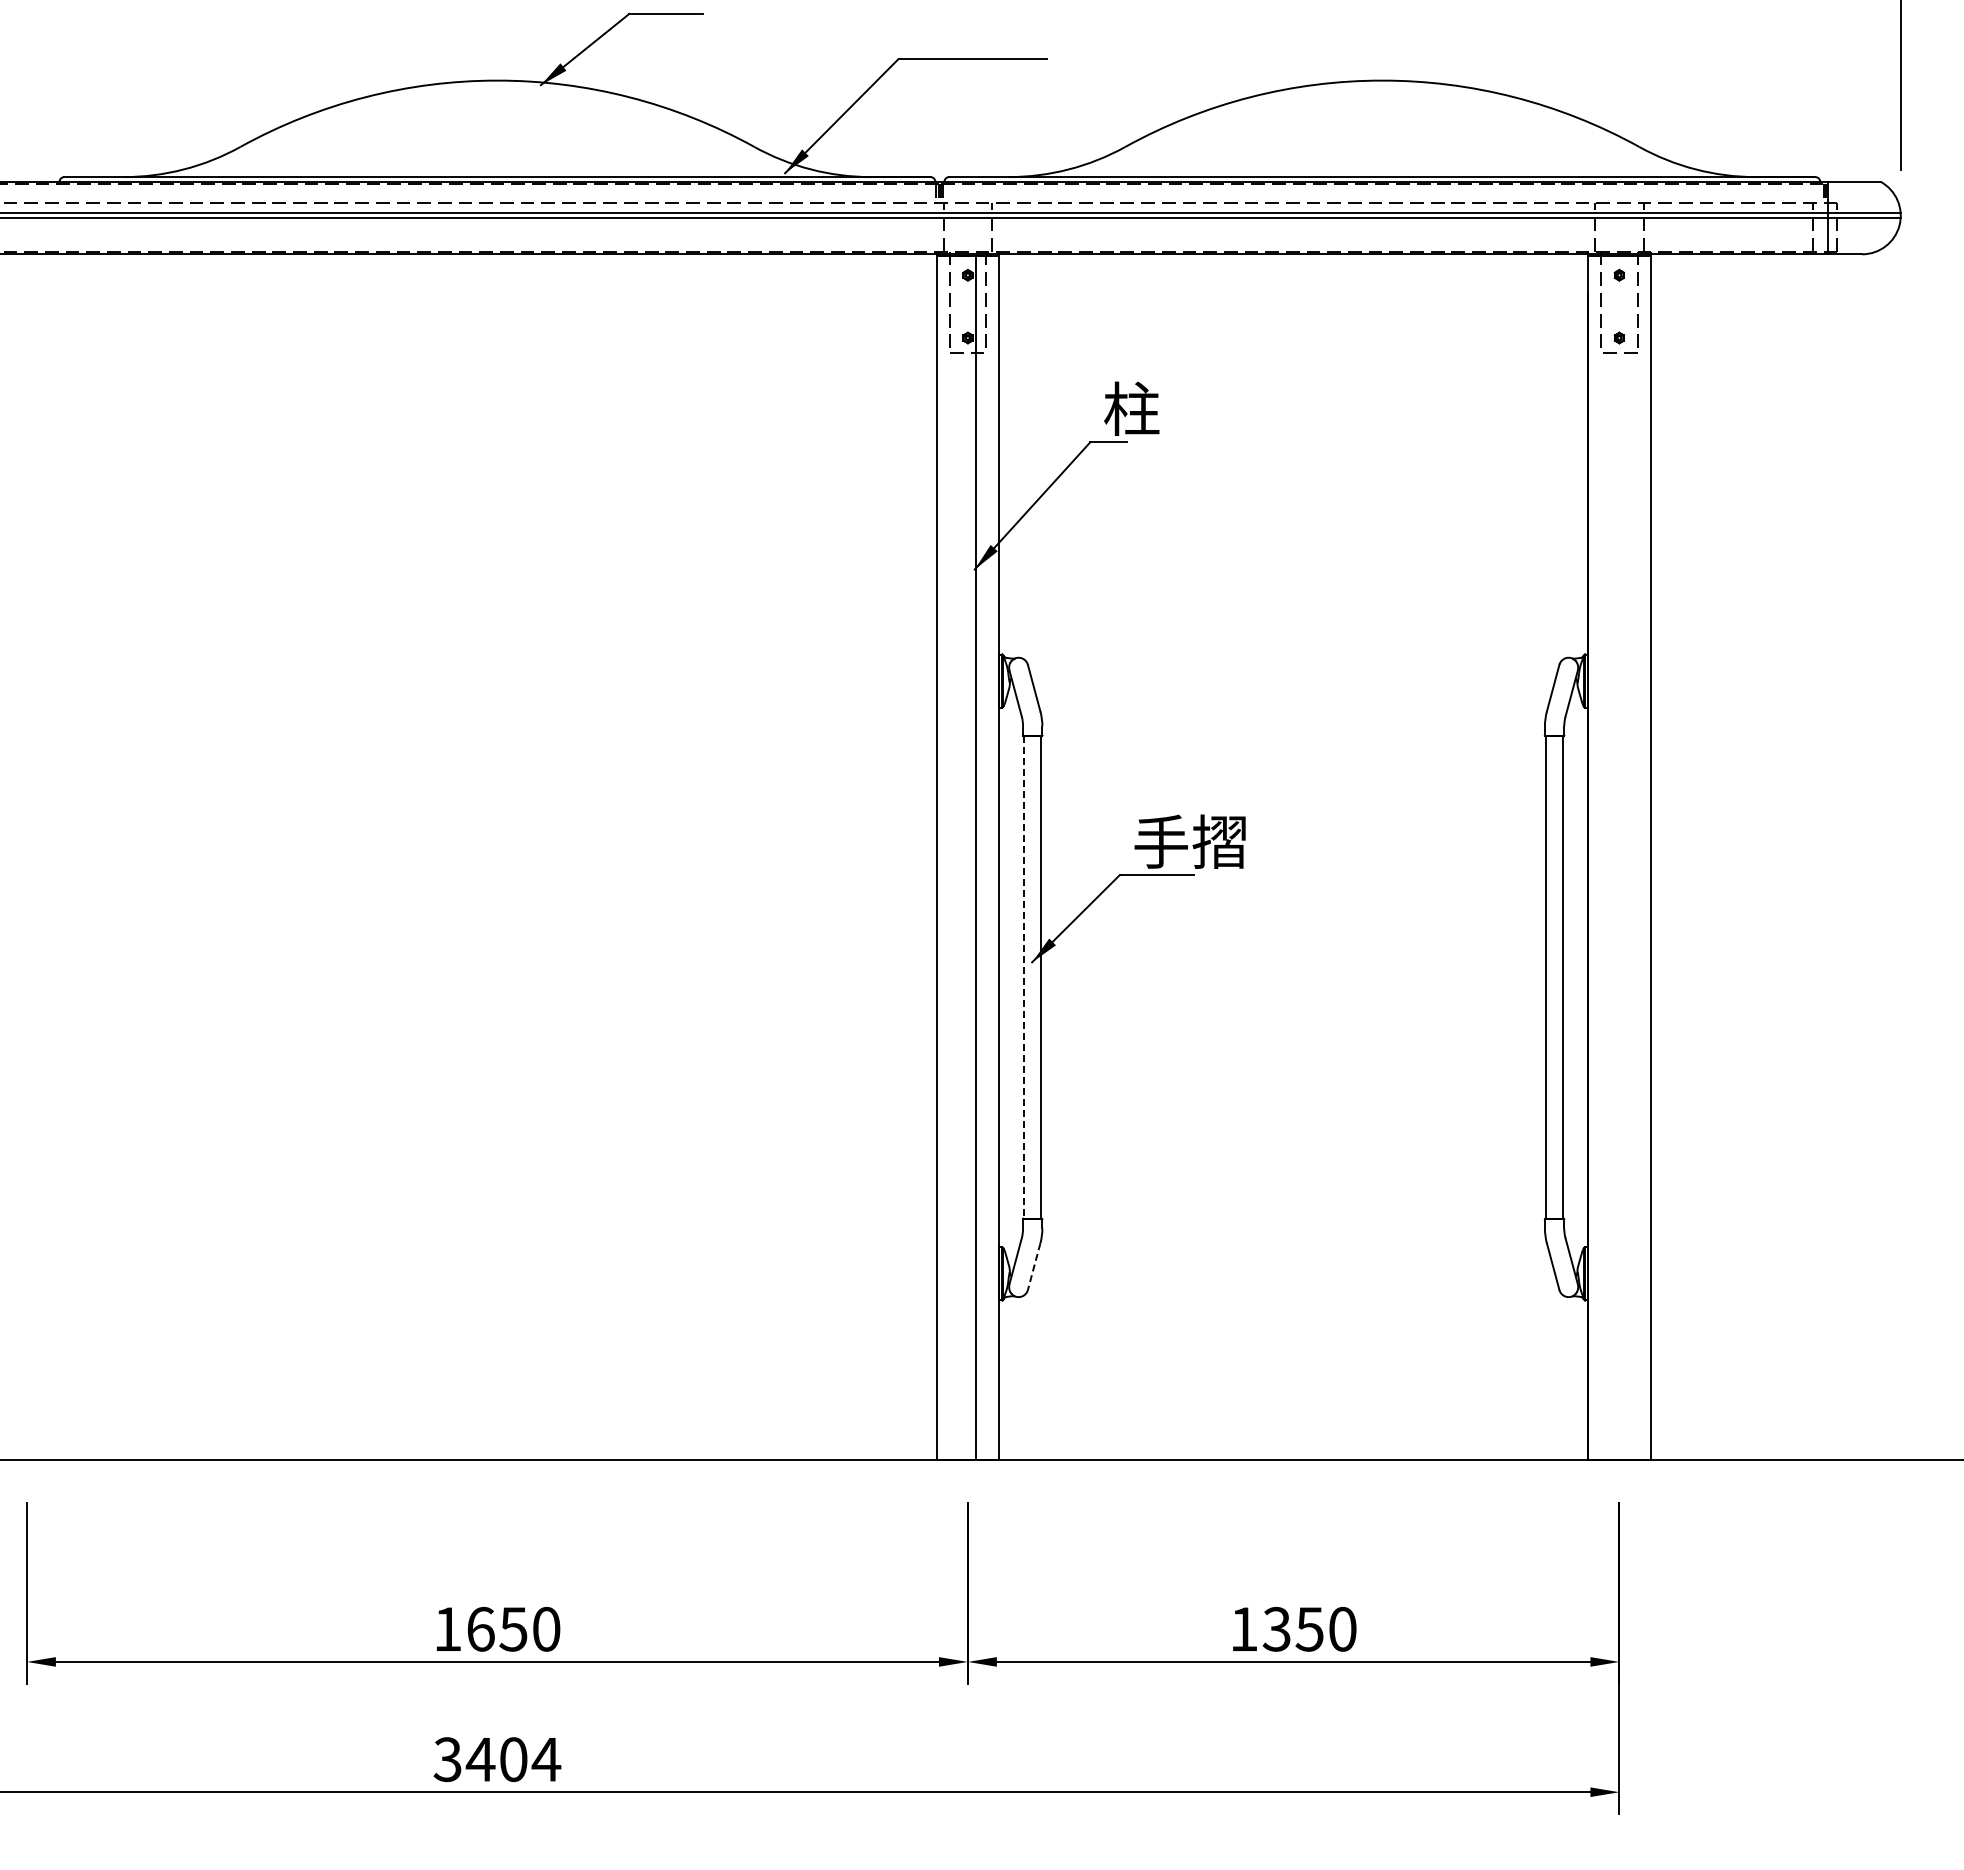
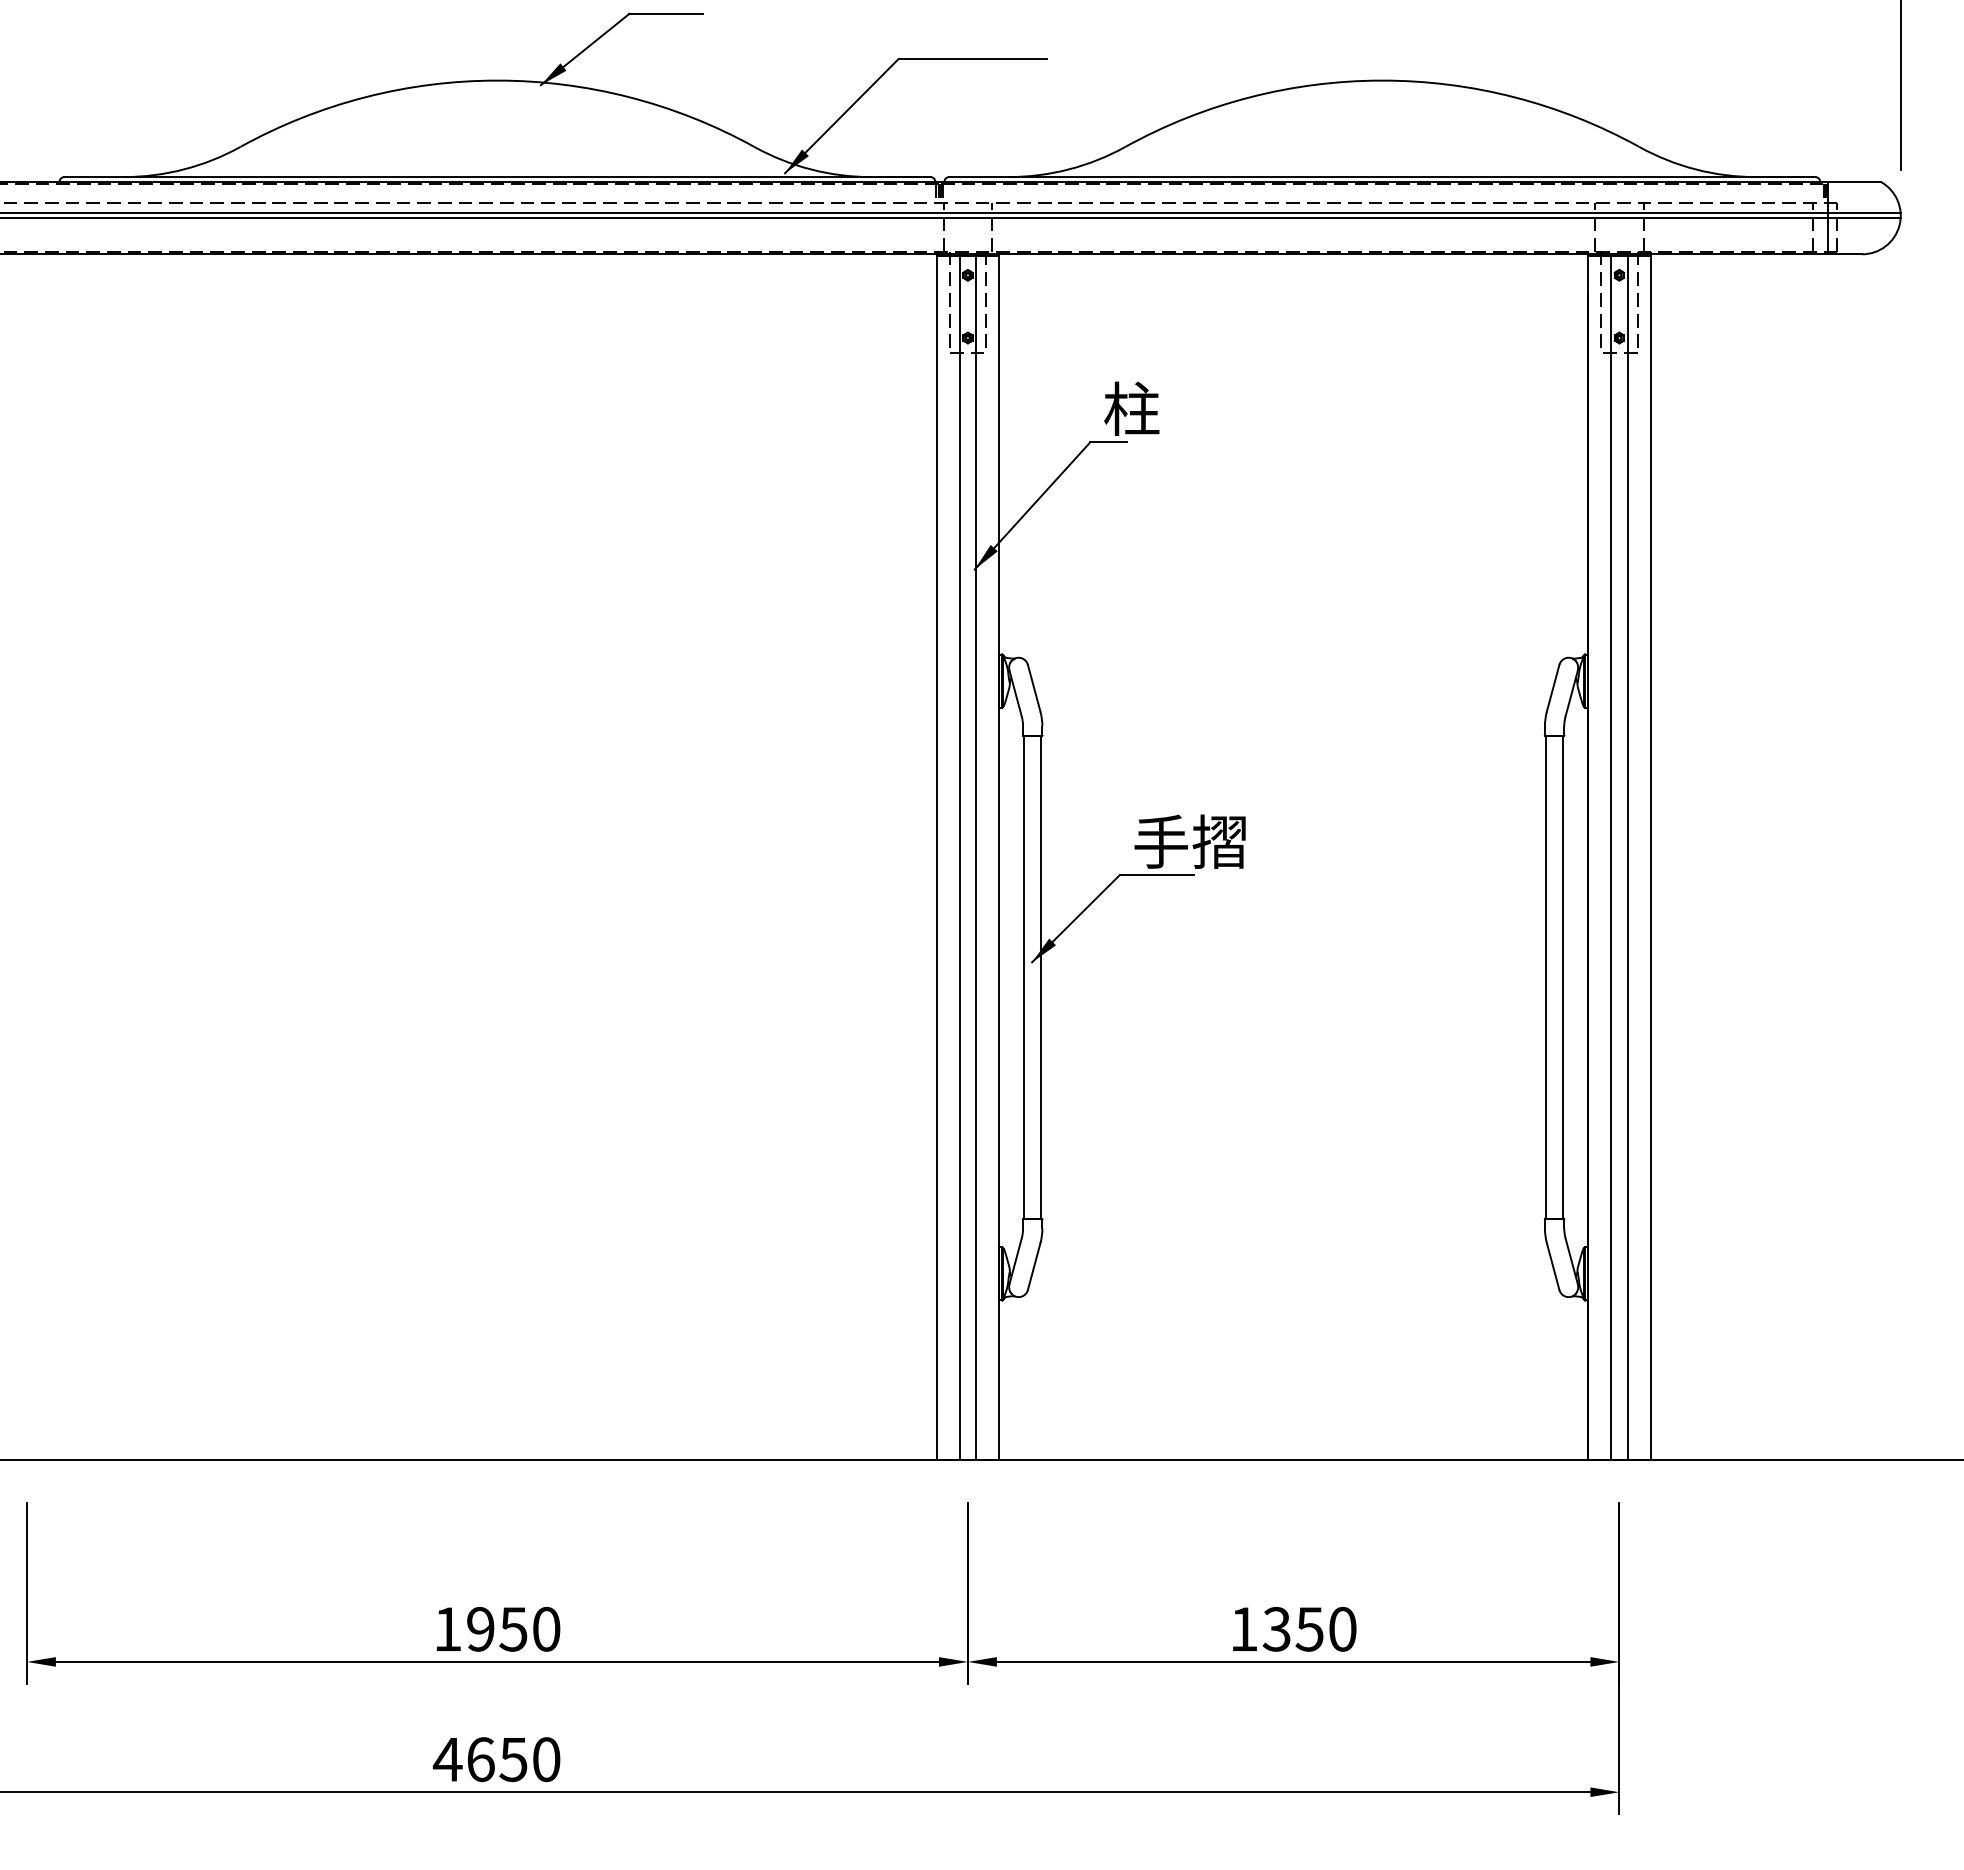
line: none -> present (959, 858)
line: none -> present (1611, 858)
line: none -> present (1627, 858)
line: dashed -> solid (1024, 977)
line: dashed -> solid (1034, 1267)
text: 1650 -> 1950 (480, 1628)
text: 3404 -> 4650 (496, 1759)
